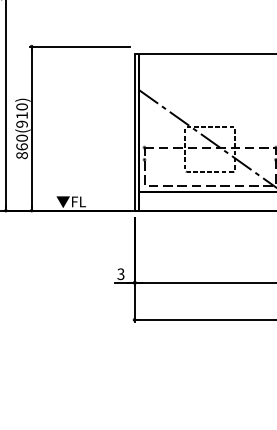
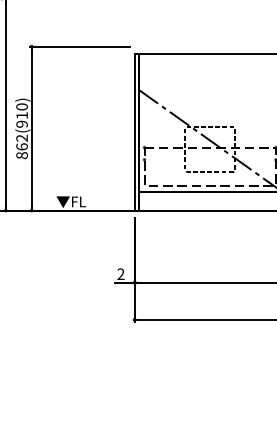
text: 860(910) -> 862(910) (21, 137)
text: 3 -> 2 (120, 274)
